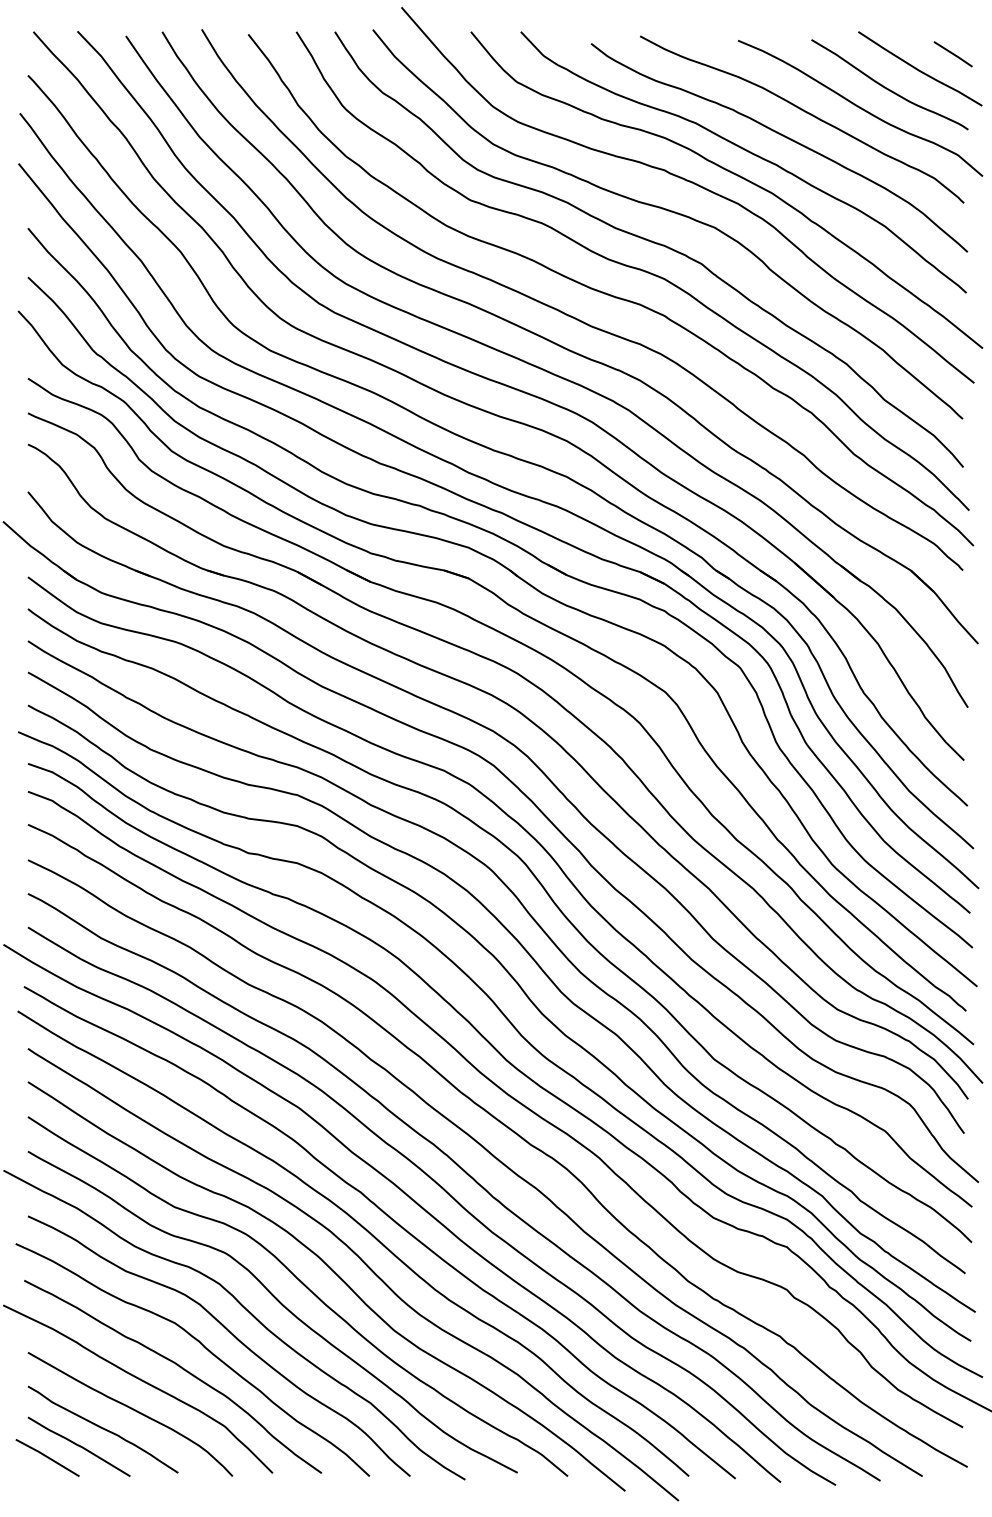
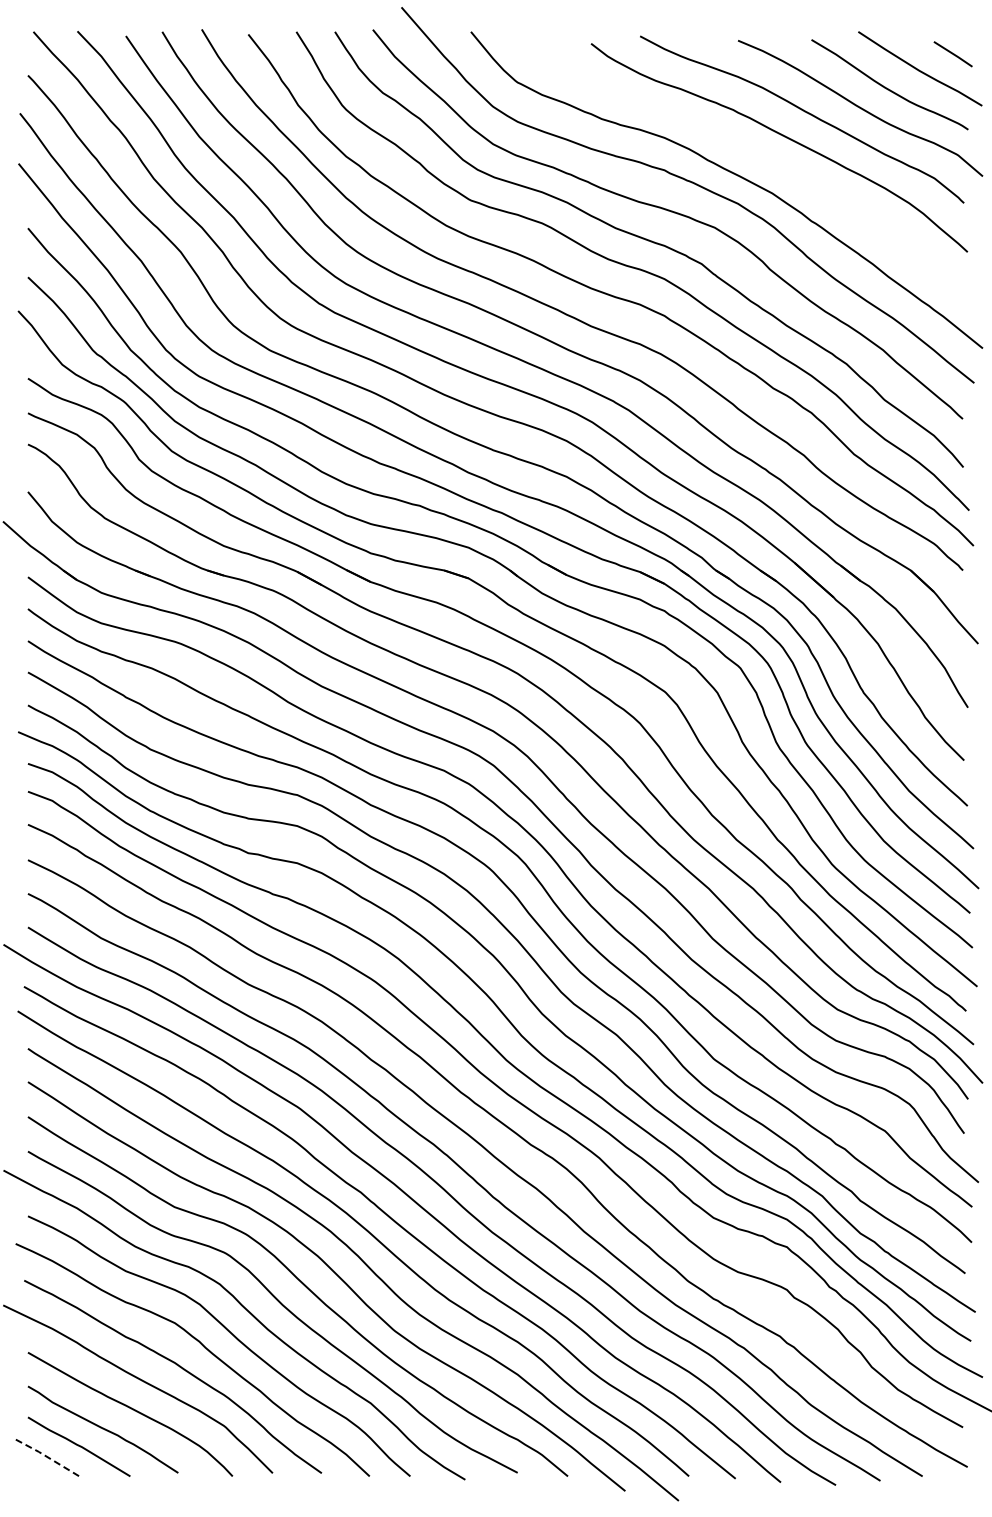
curve: present -> none (748, 152)
line: solid -> dashed (47, 1457)
